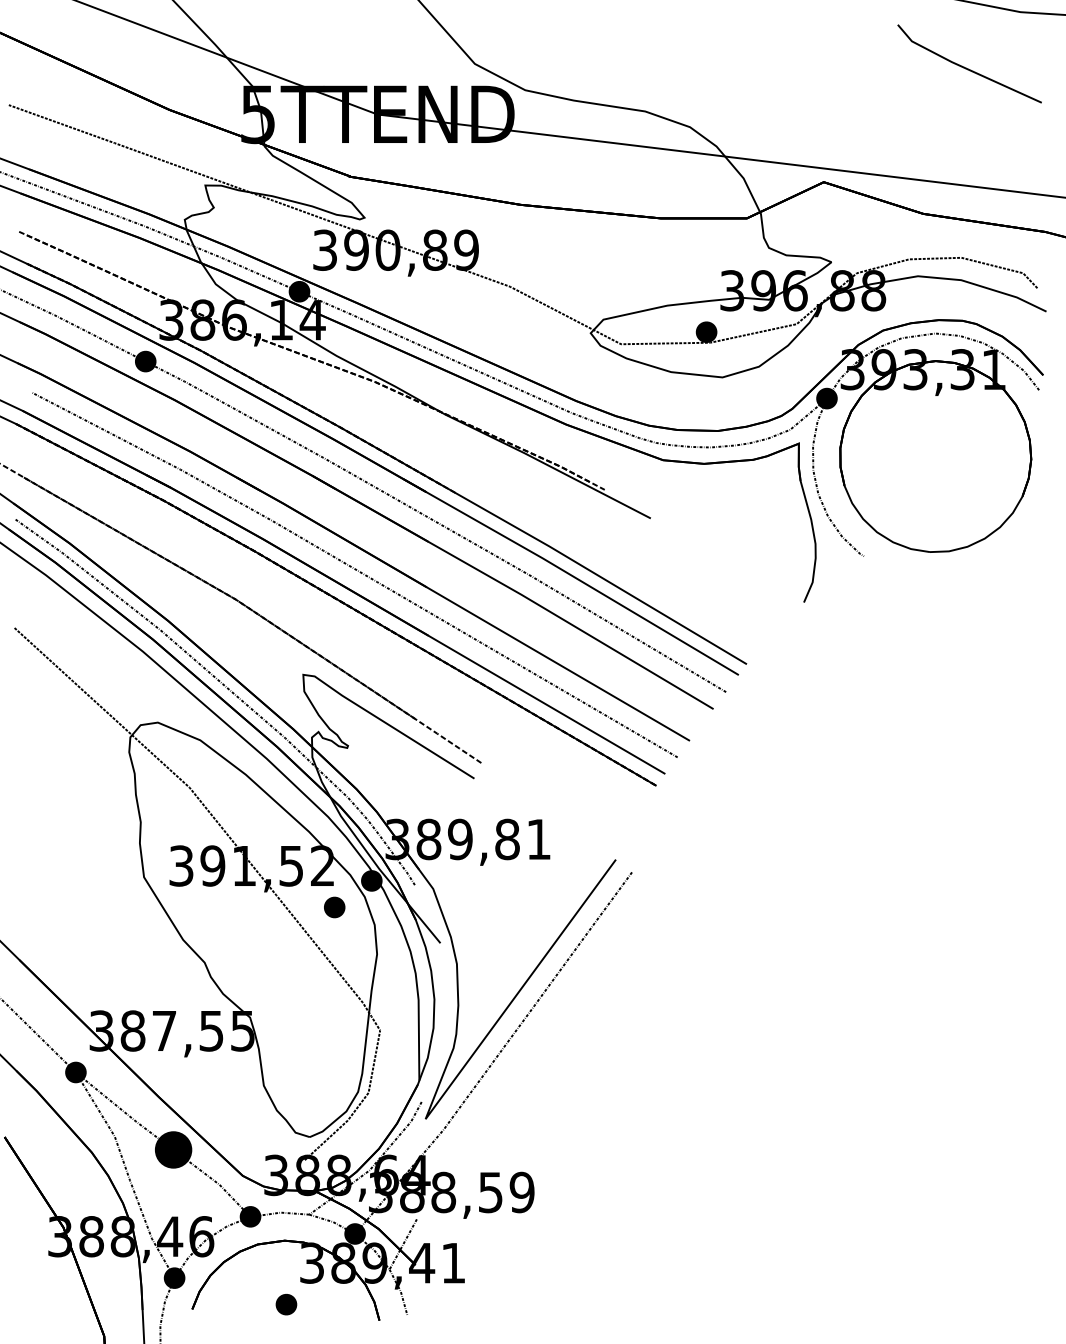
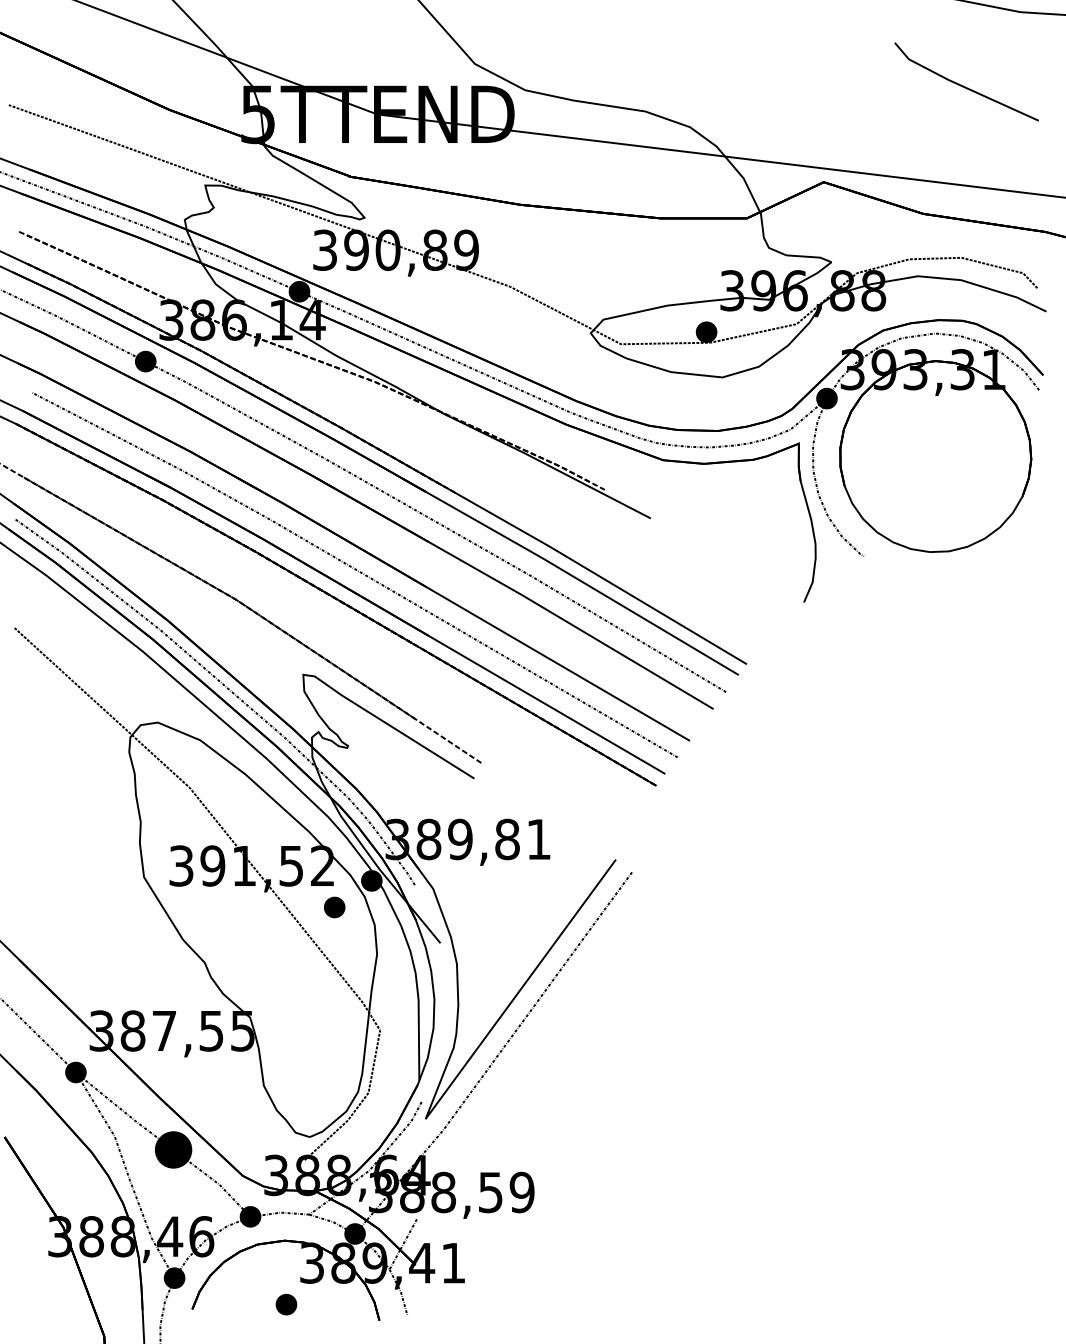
line position: (966, 67) -> (963, 85) (963, 85)
